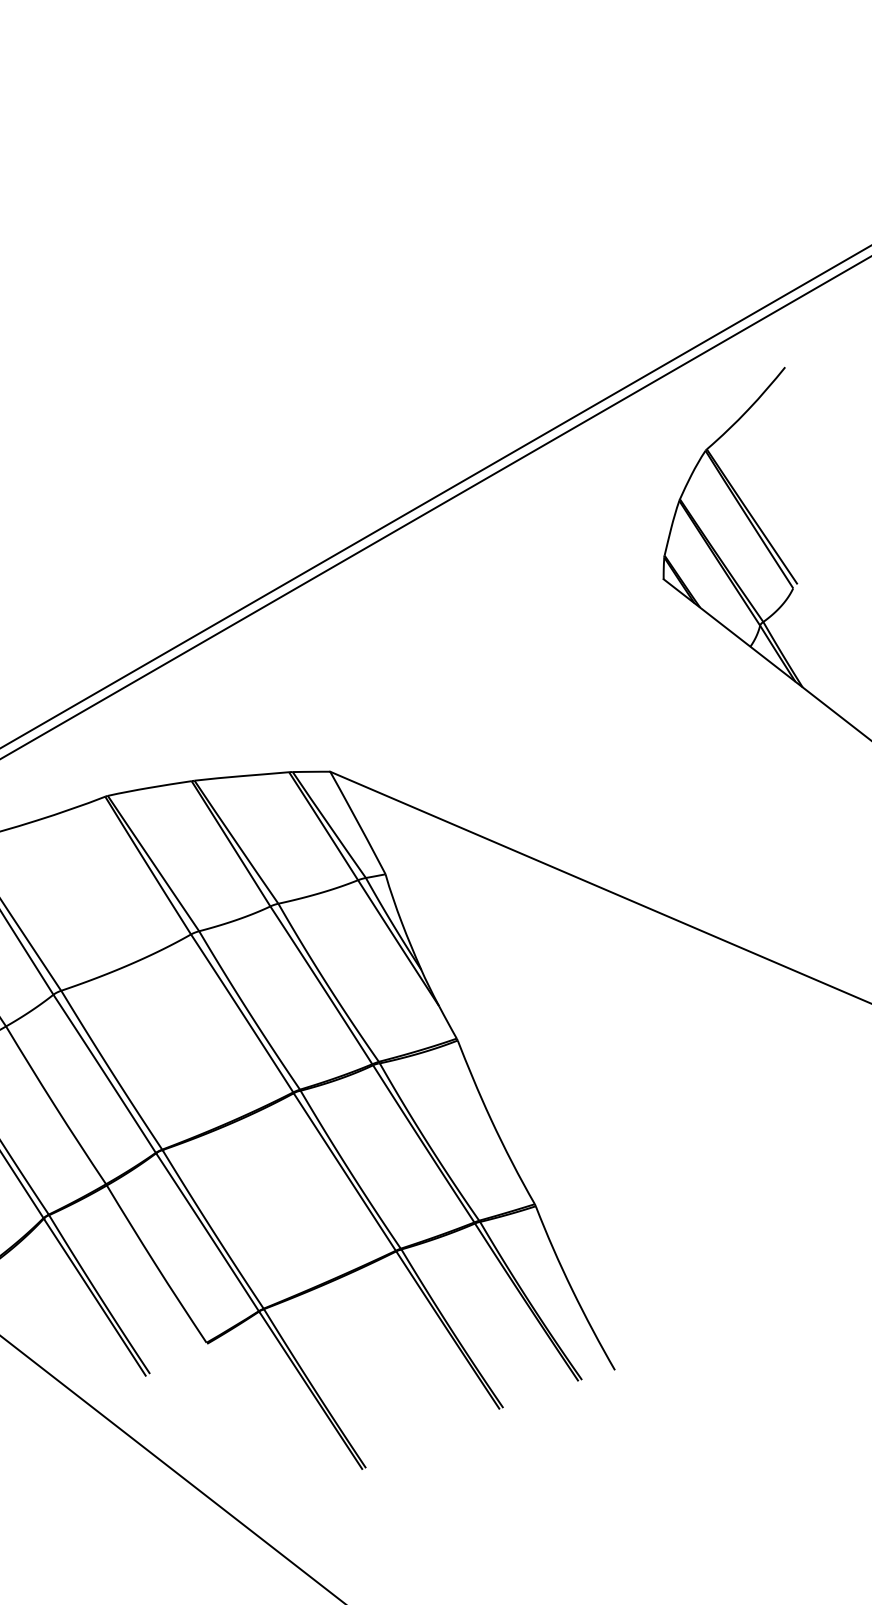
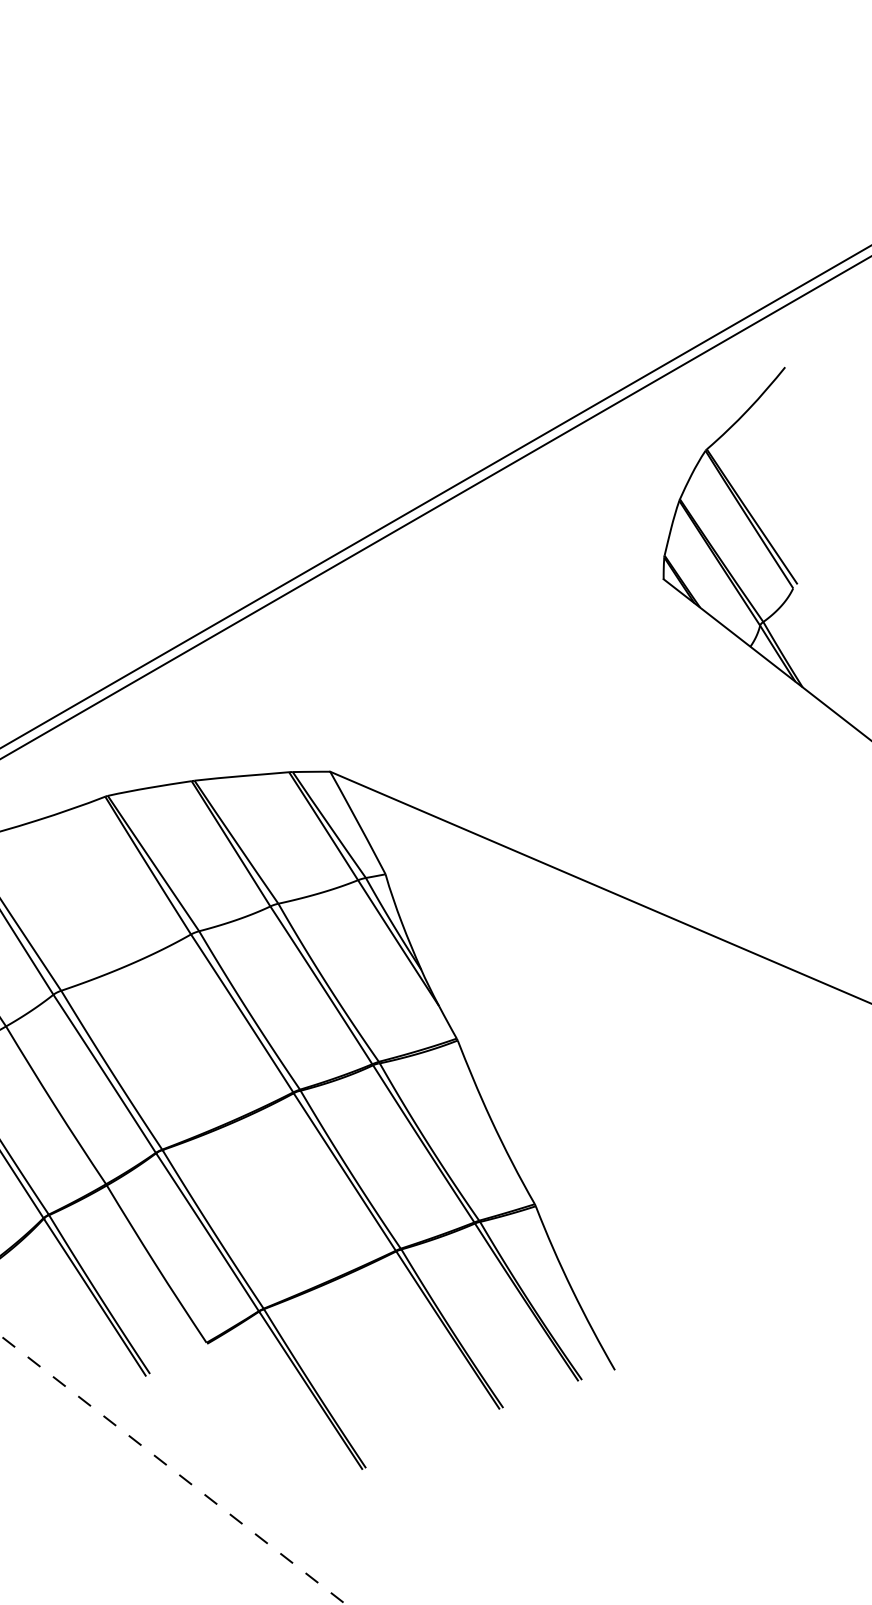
line: solid -> dashed (173, 1470)
